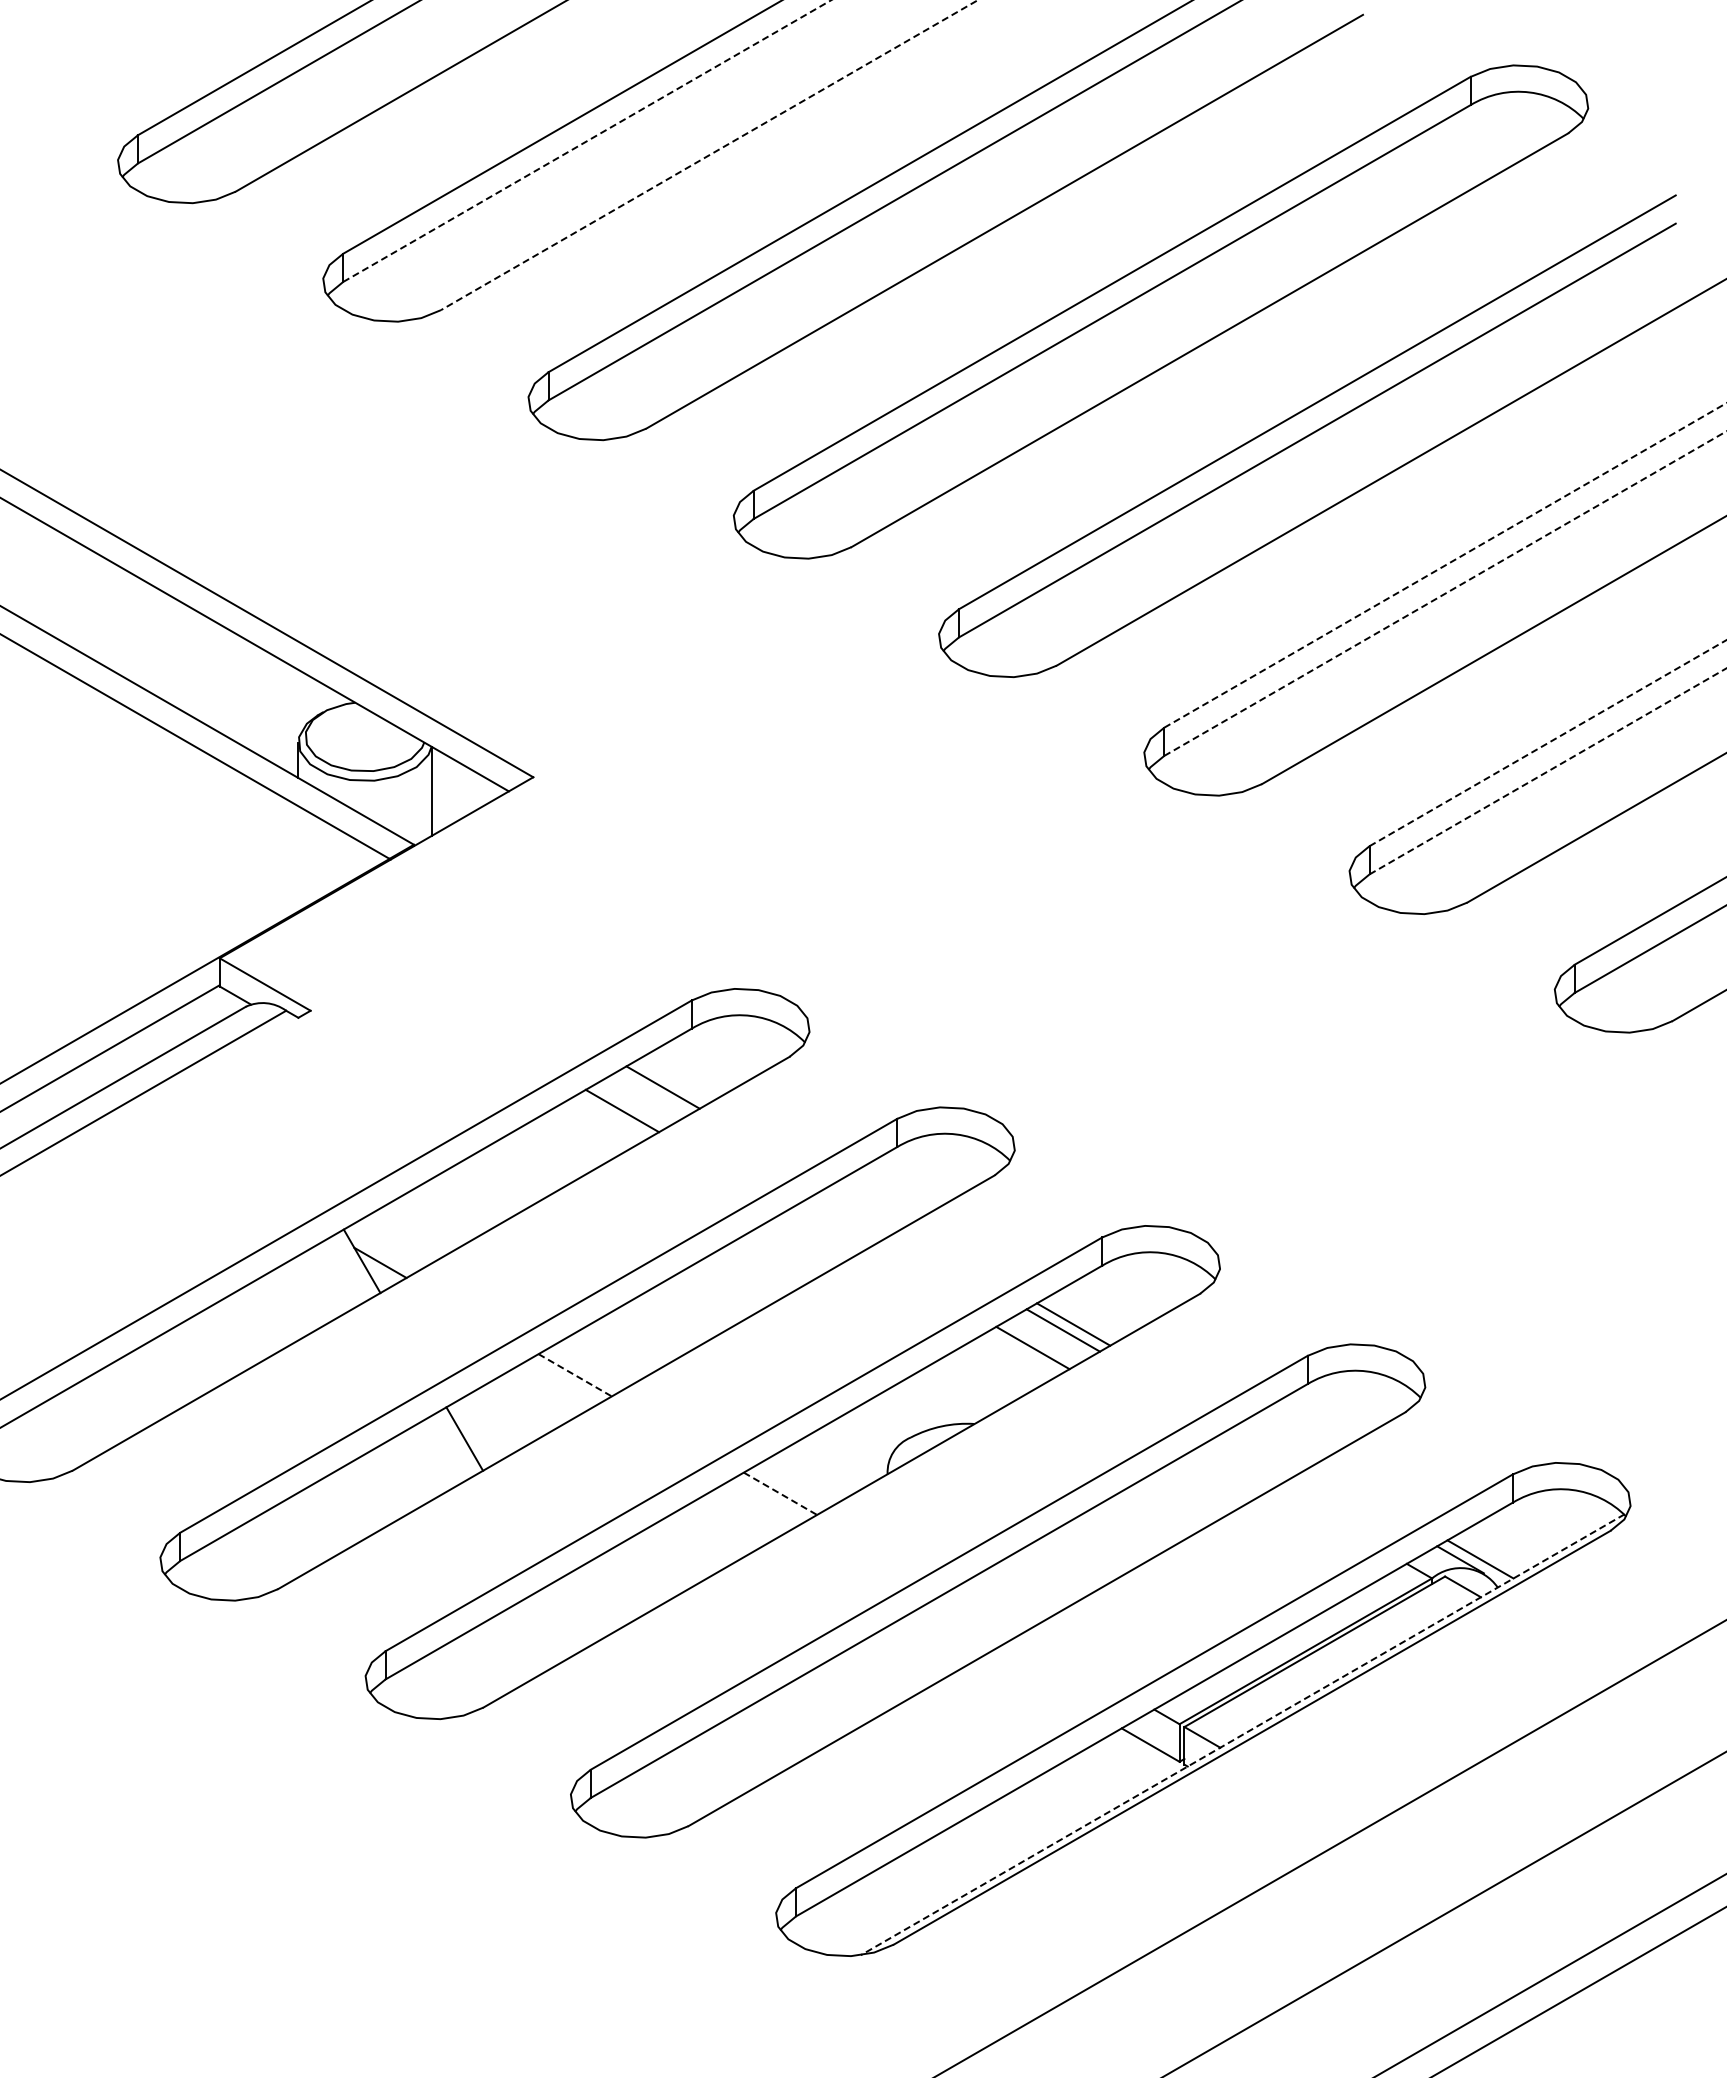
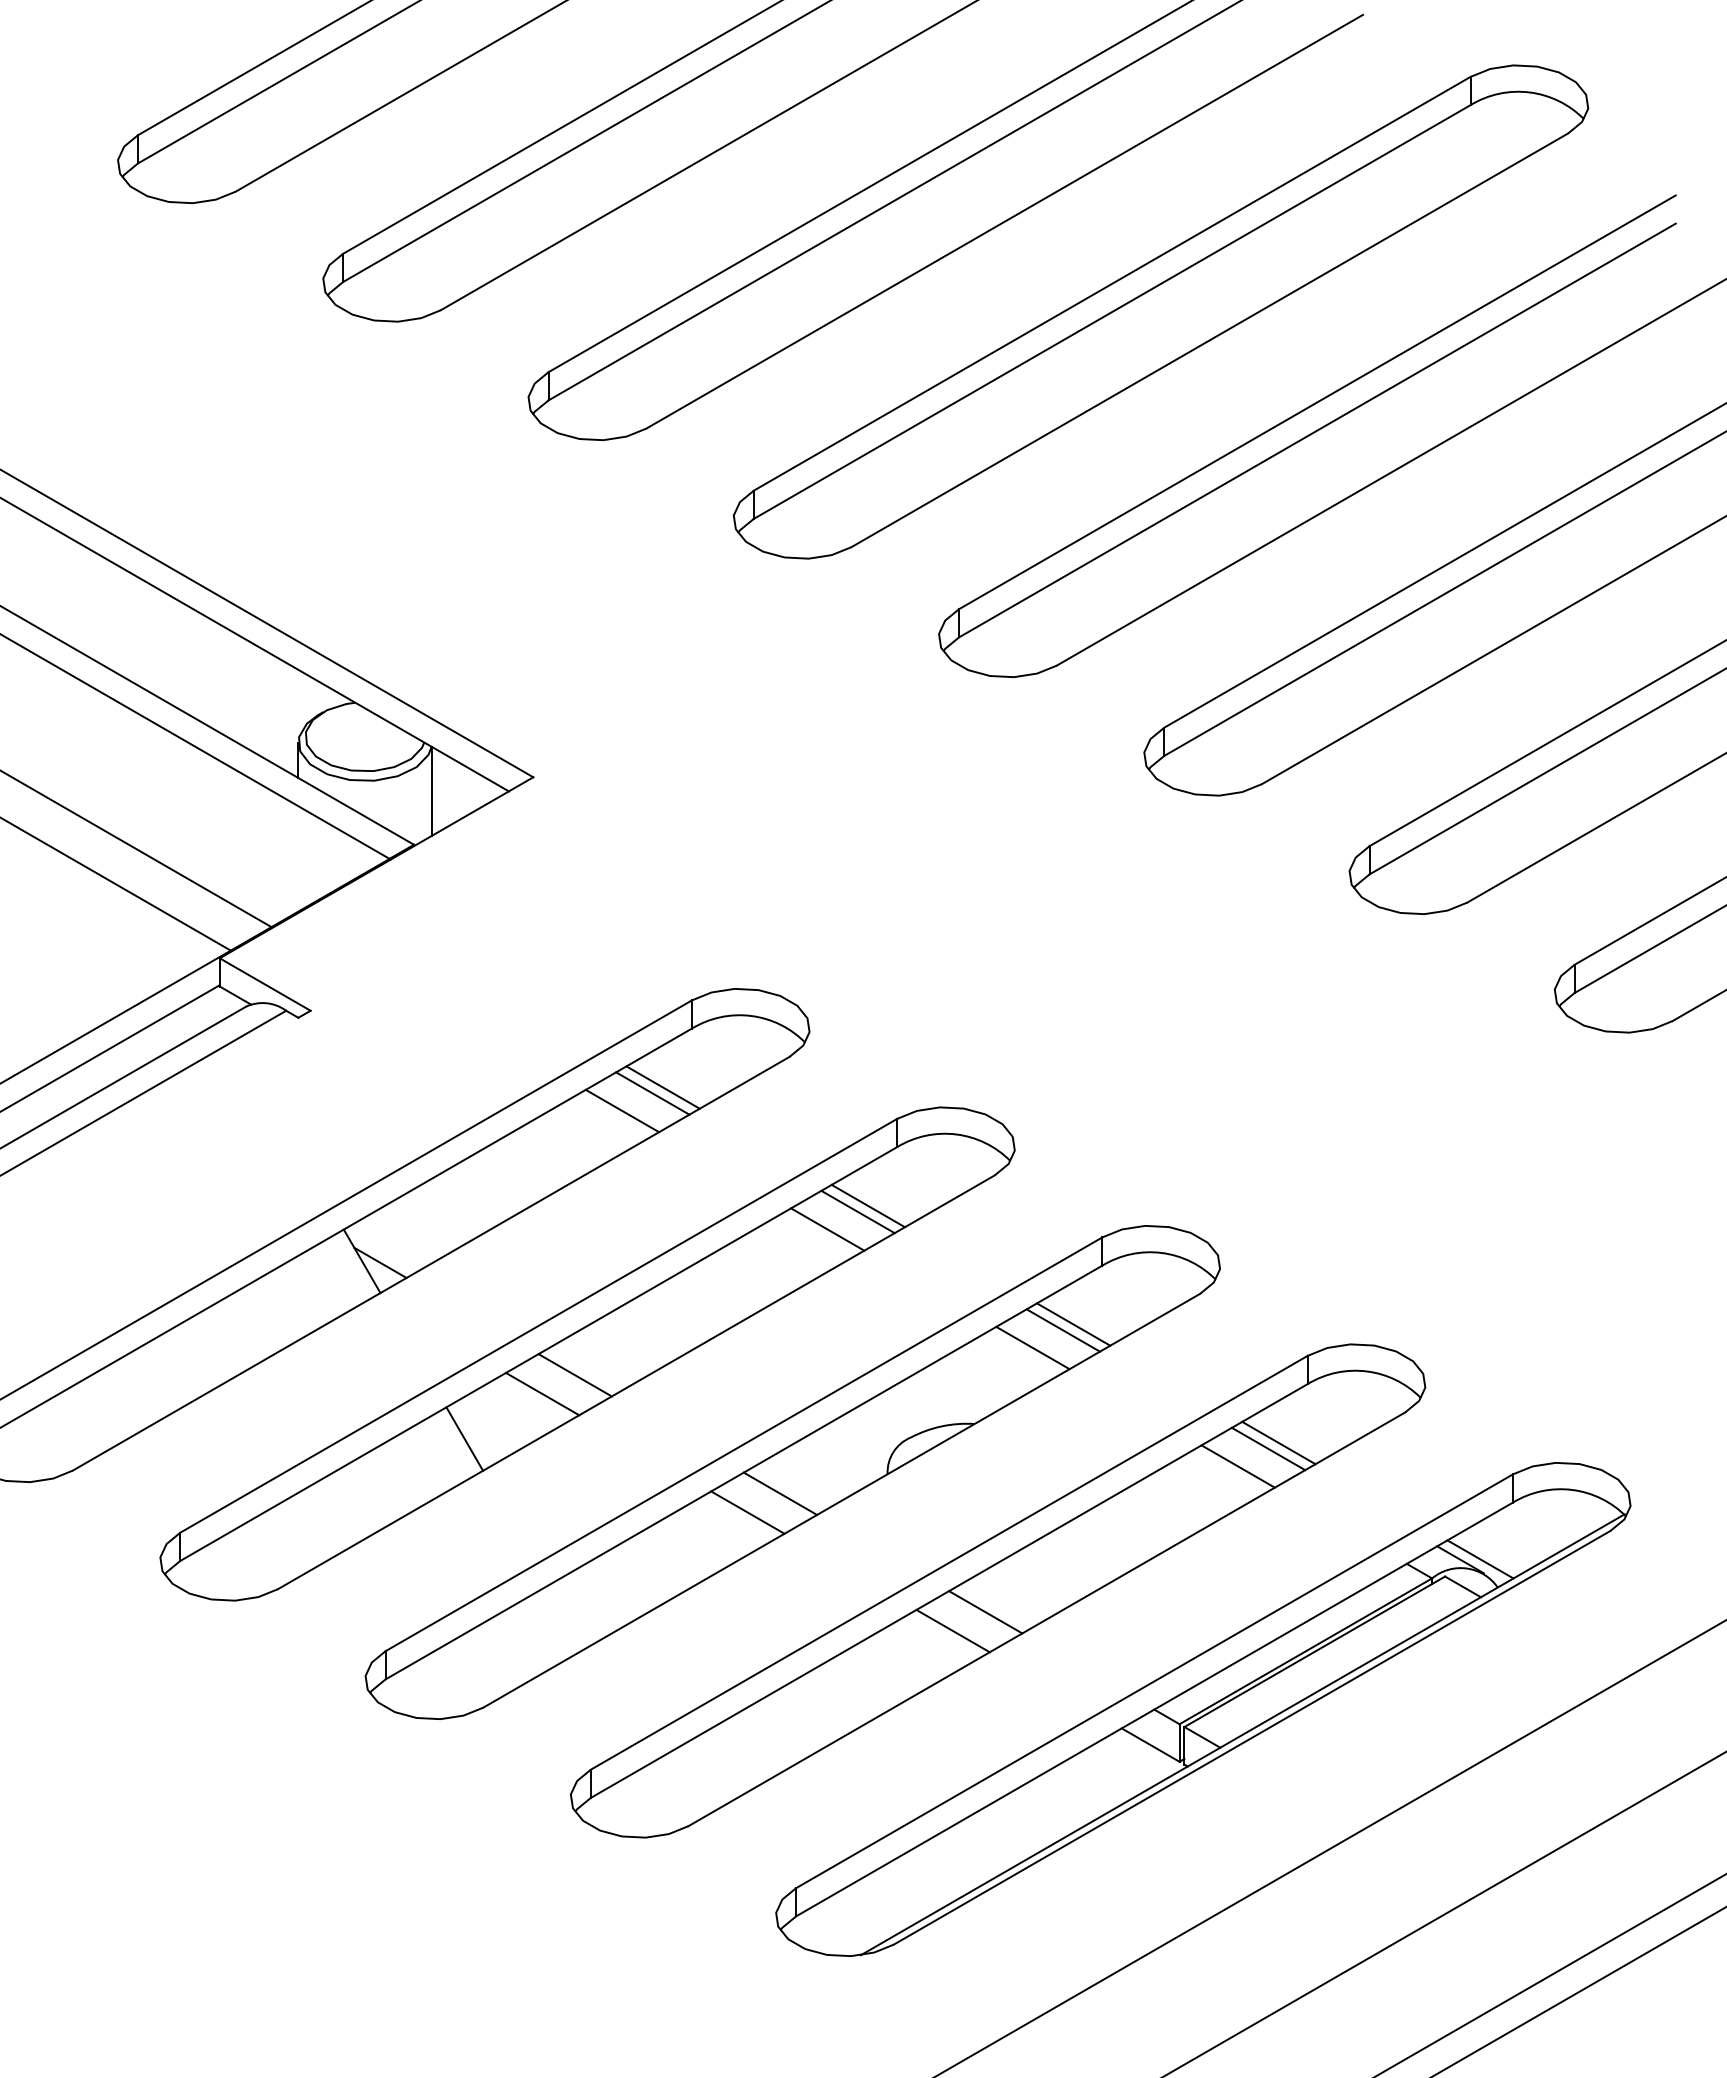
line: dashed -> solid (587, 141)
line: dashed -> solid (709, 155)
line: dashed -> solid (1445, 565)
line: dashed -> solid (1445, 593)
line: dashed -> solid (1547, 743)
line: dashed -> solid (1547, 771)
line: none -> present (136, 849)
line: none -> present (116, 884)
line: none -> present (652, 1093)
line: none -> present (868, 1205)
line: none -> present (857, 1211)
line: none -> present (827, 1229)
line: dashed -> solid (575, 1375)
line: none -> present (542, 1393)
line: none -> present (1278, 1442)
line: none -> present (1268, 1448)
line: none -> present (1237, 1466)
line: dashed -> solid (780, 1494)
line: none -> present (747, 1512)
line: none -> present (985, 1612)
line: none -> present (952, 1630)
line: dashed -> solid (1242, 1734)
